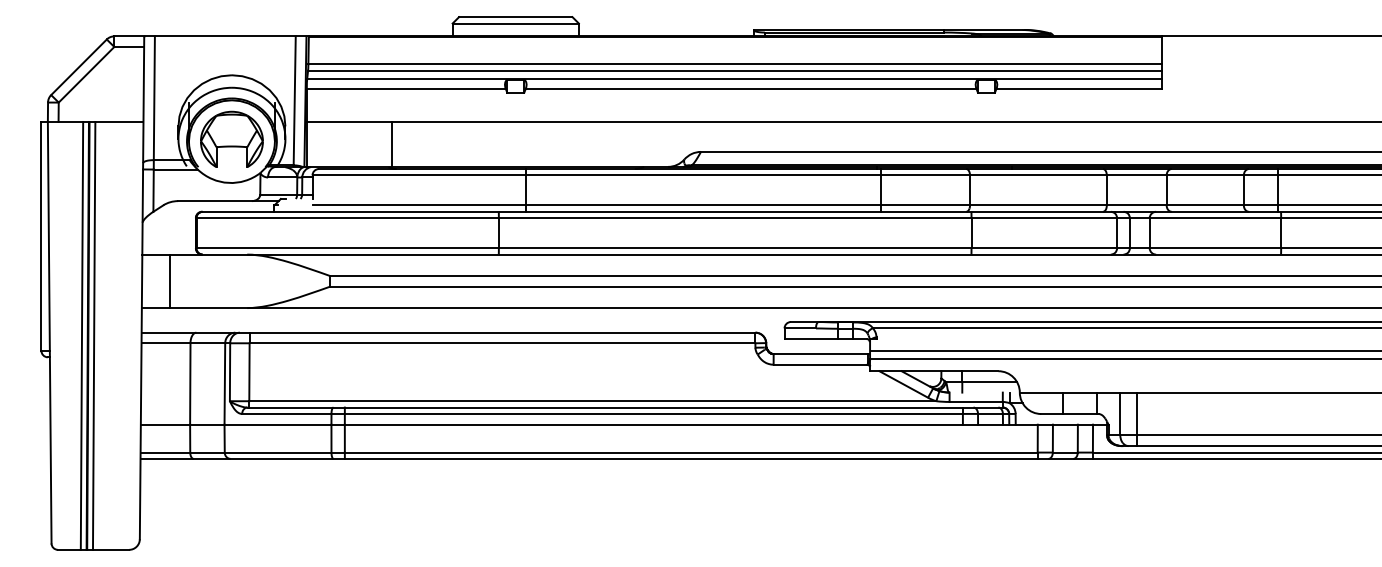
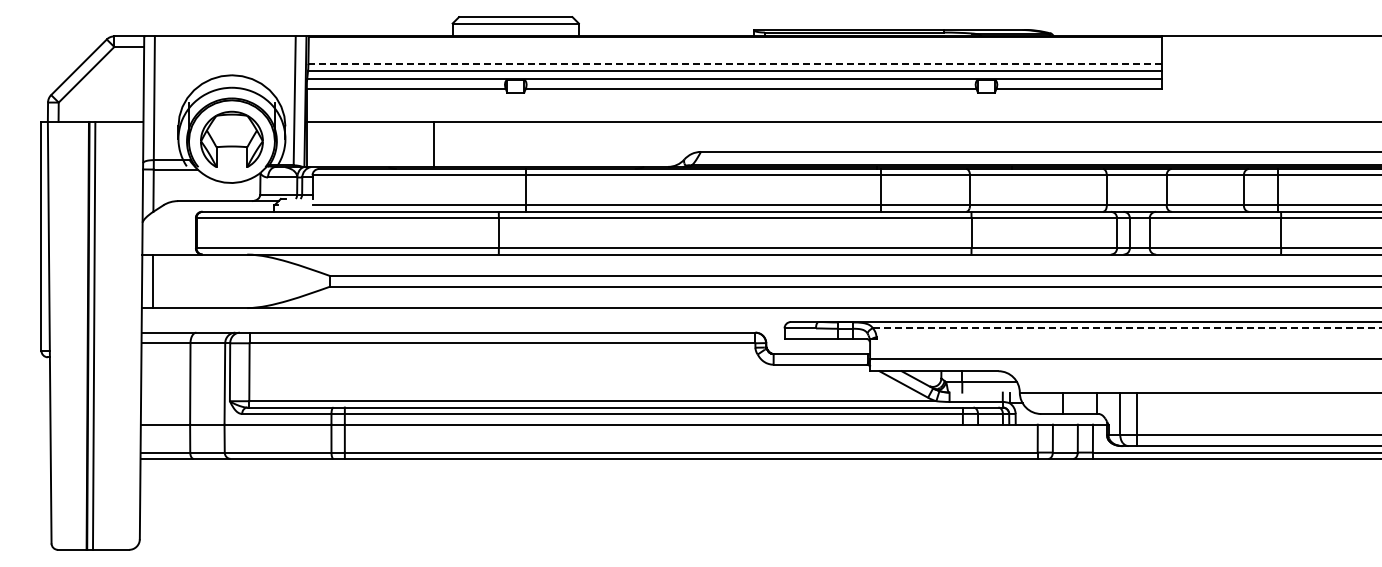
line: solid -> dashed (735, 64)
line position: (392, 143) -> (434, 143) (434, 143)
line position: (169, 281) -> (152, 281) (152, 281)
line: solid -> dashed (1127, 328)
line: present -> none (81, 335)
line: present -> none (1124, 350)
